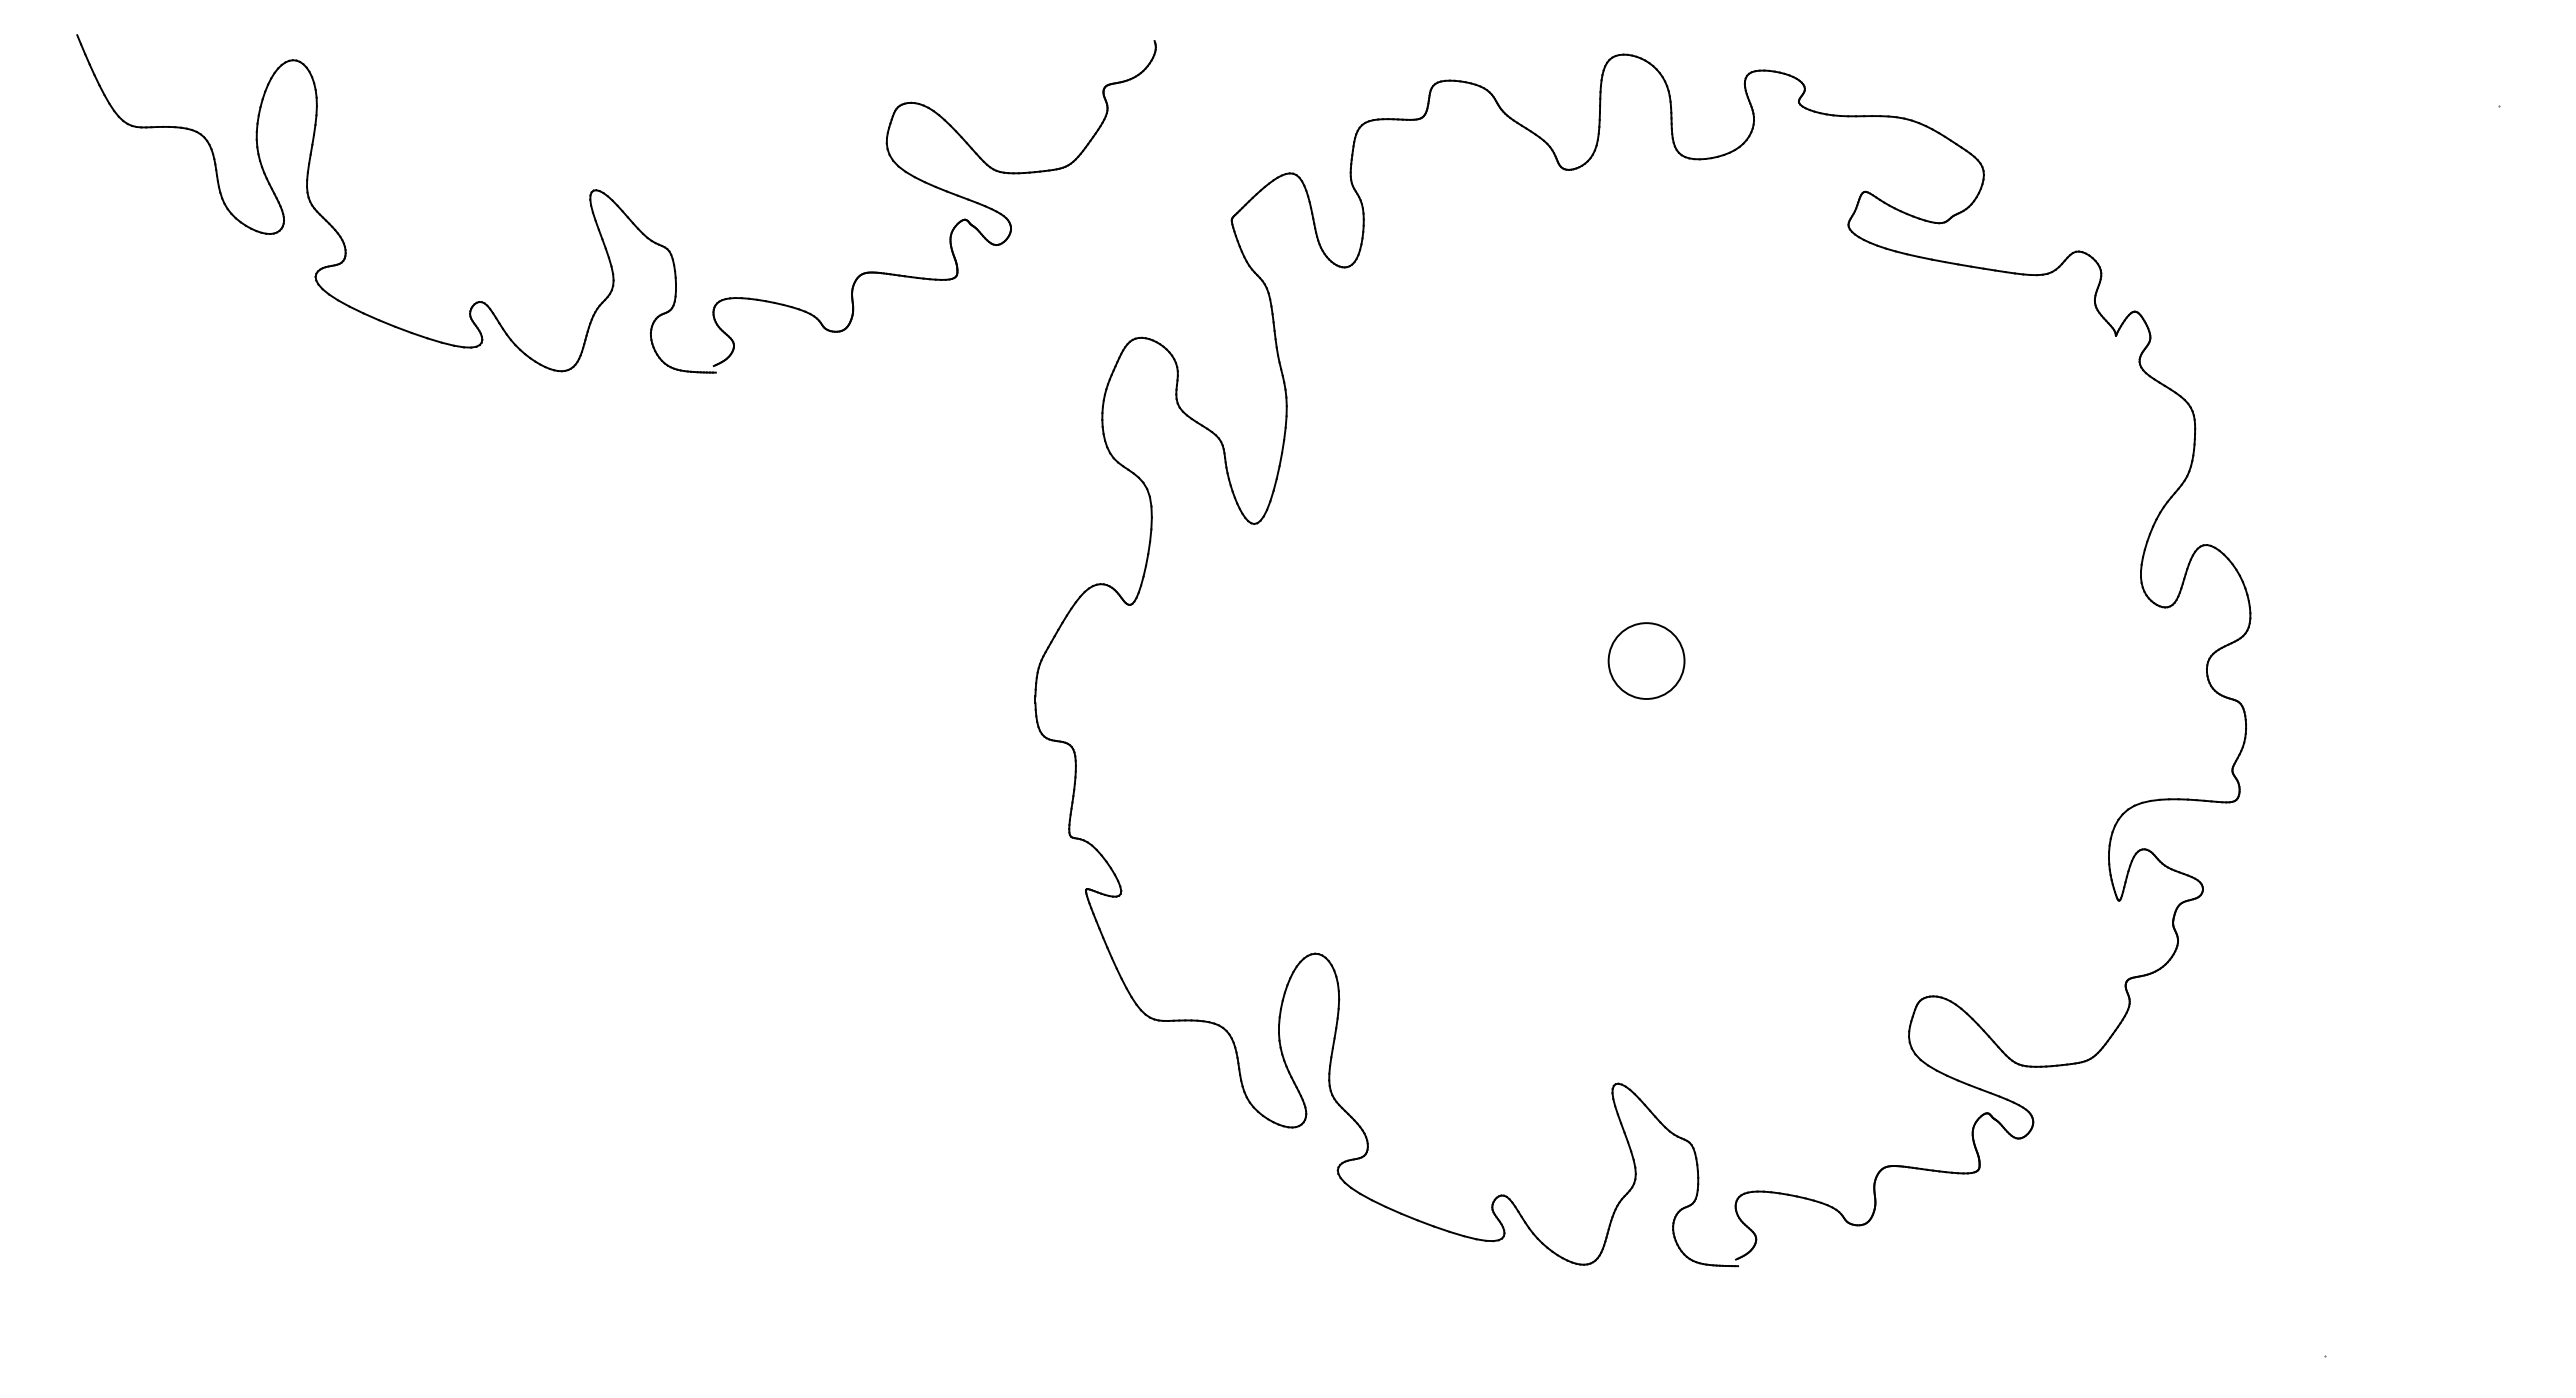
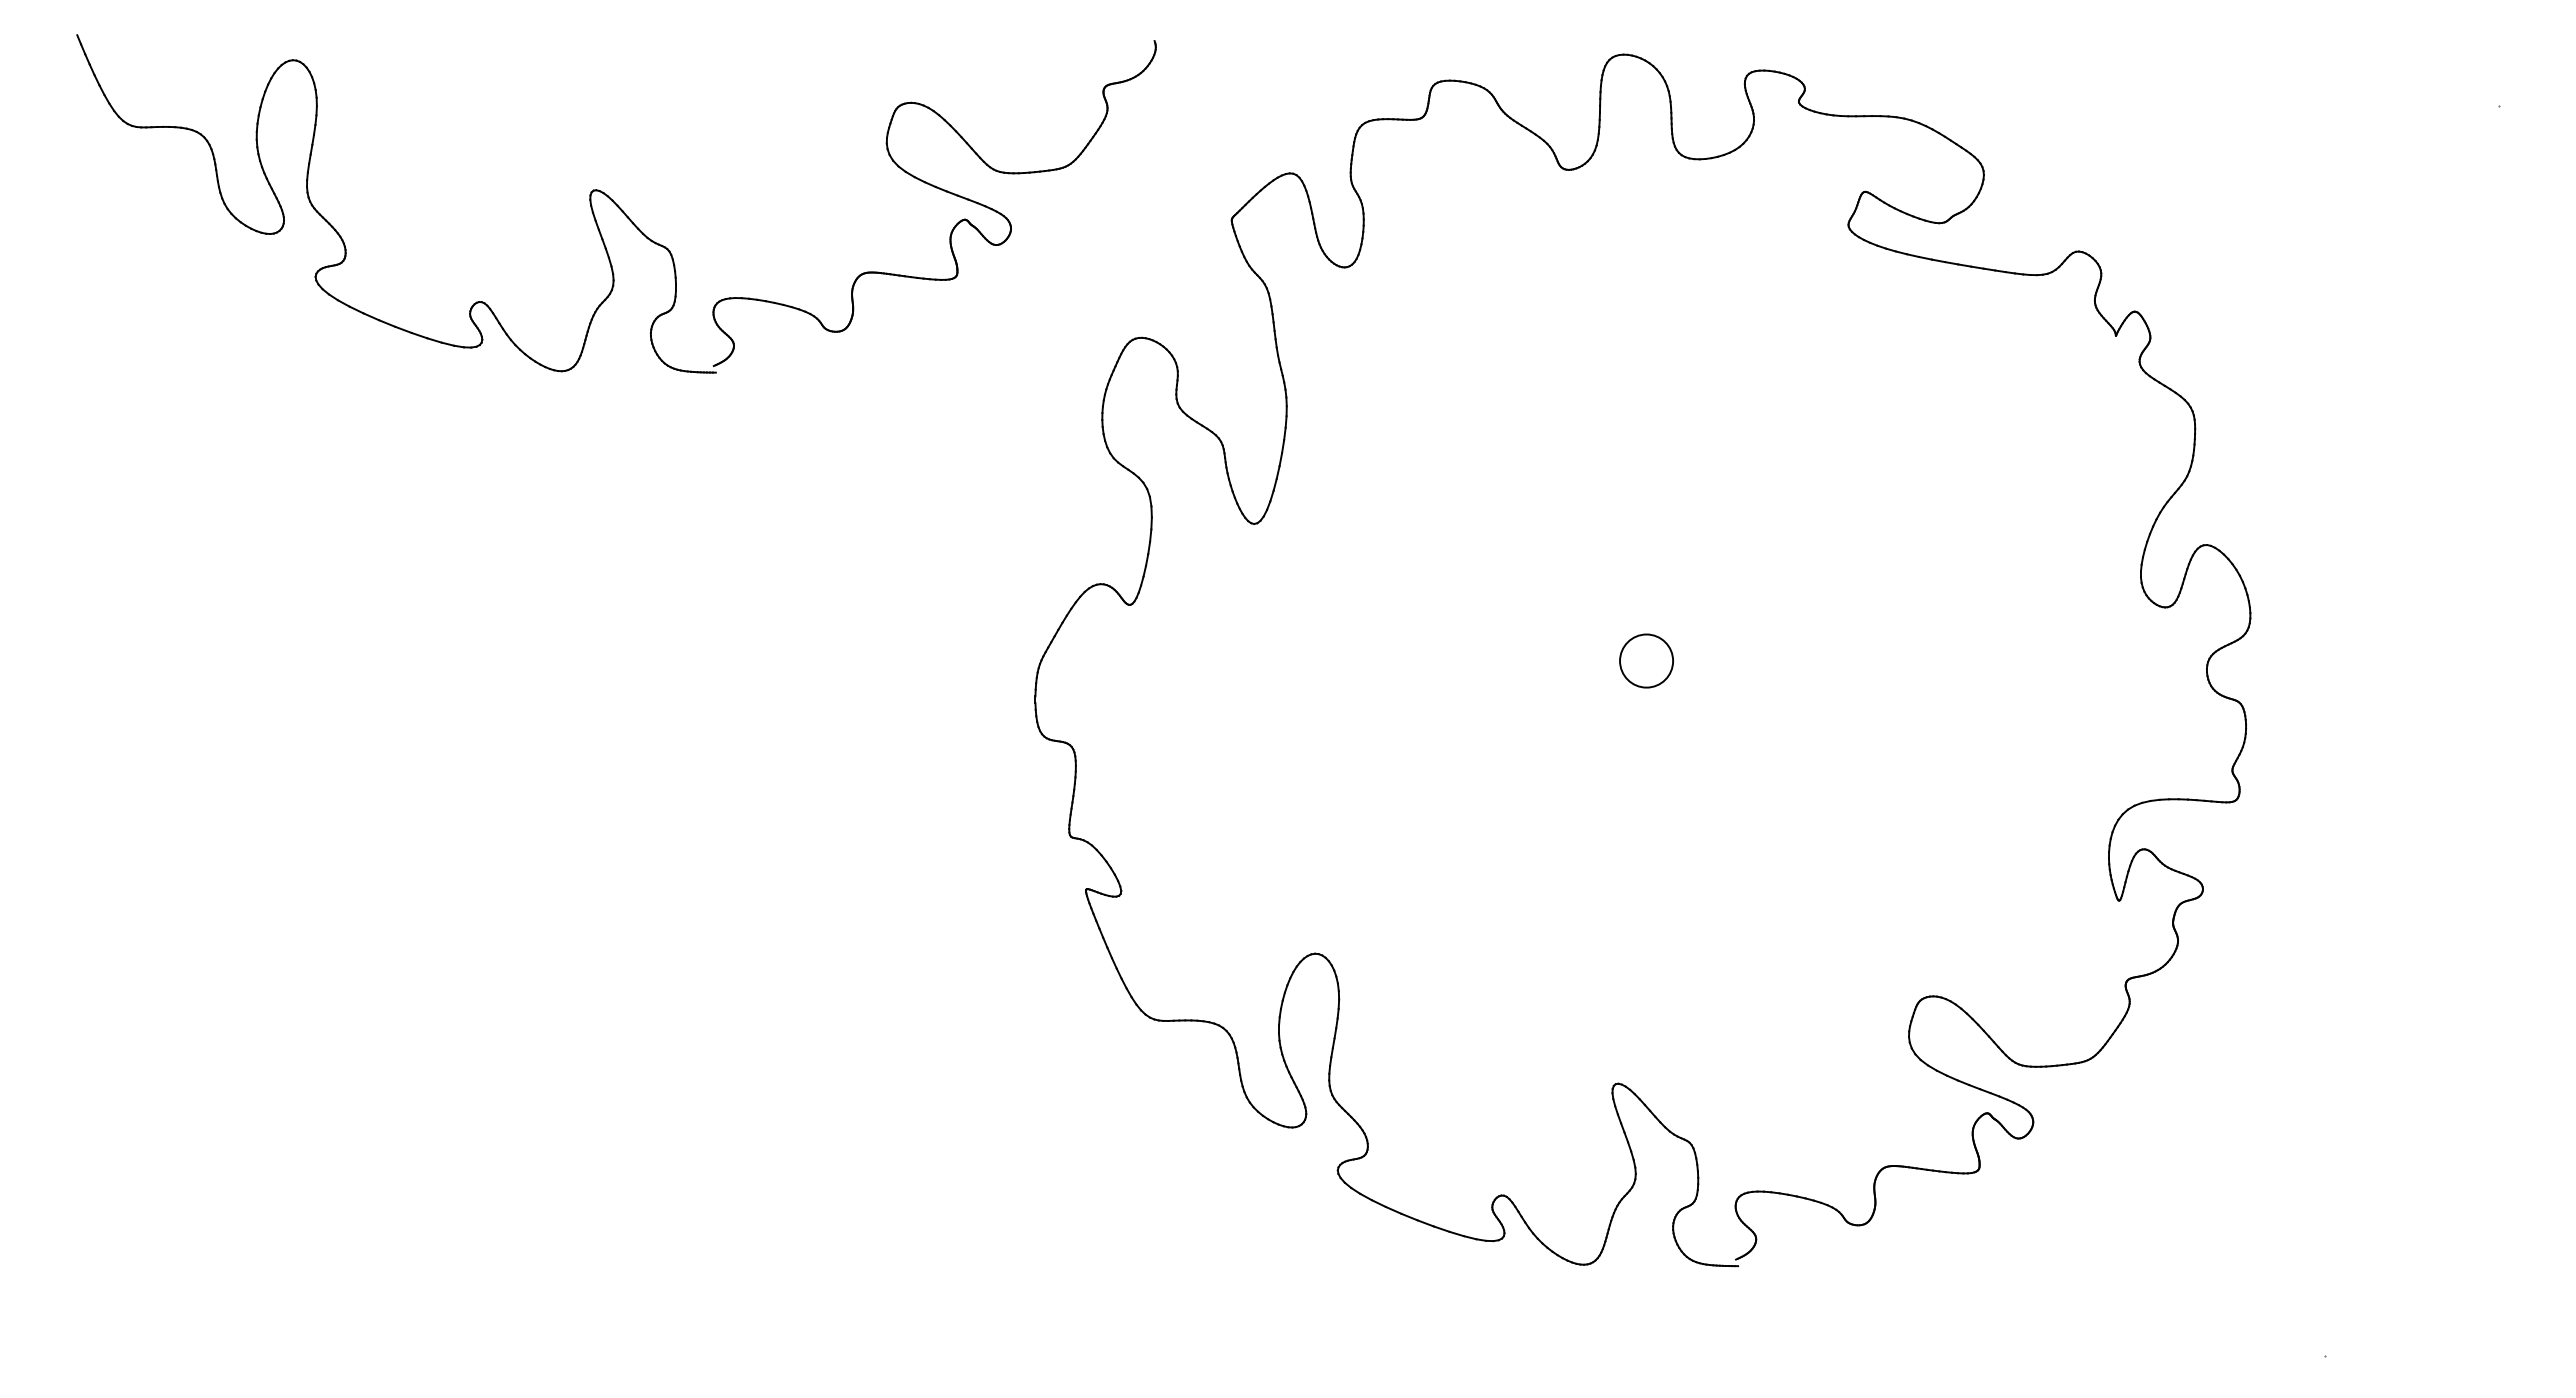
circle diameter: 76 px -> 53 px (1646, 660)
